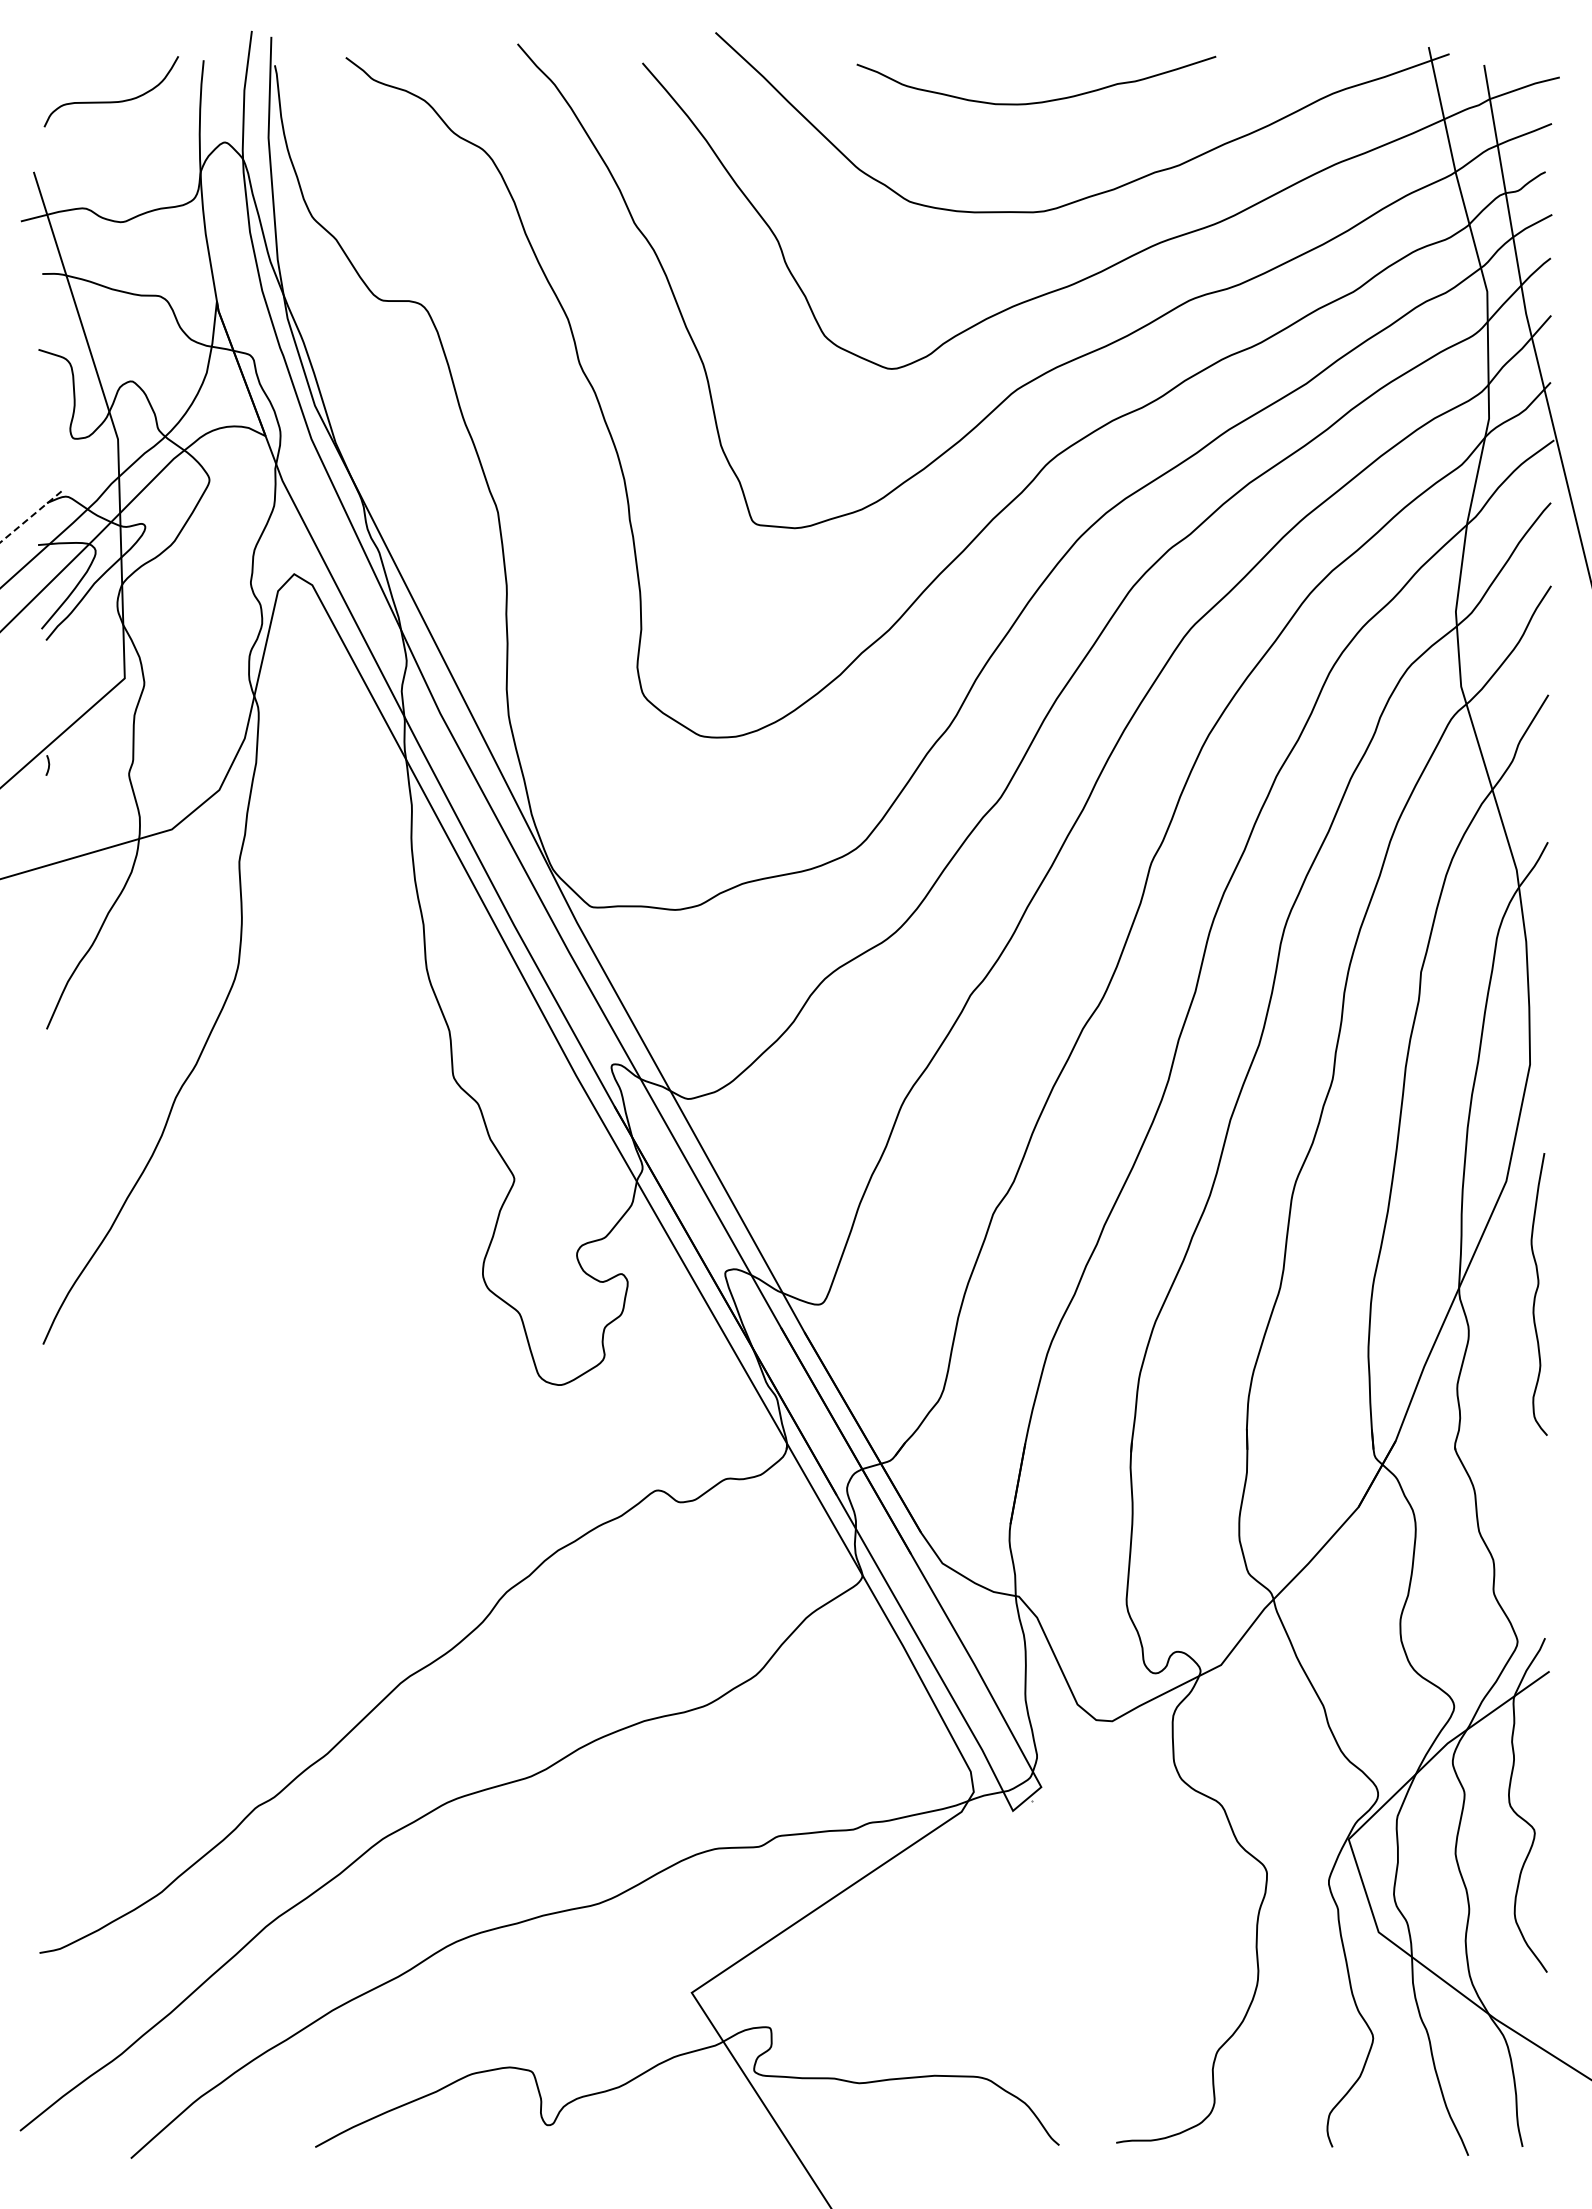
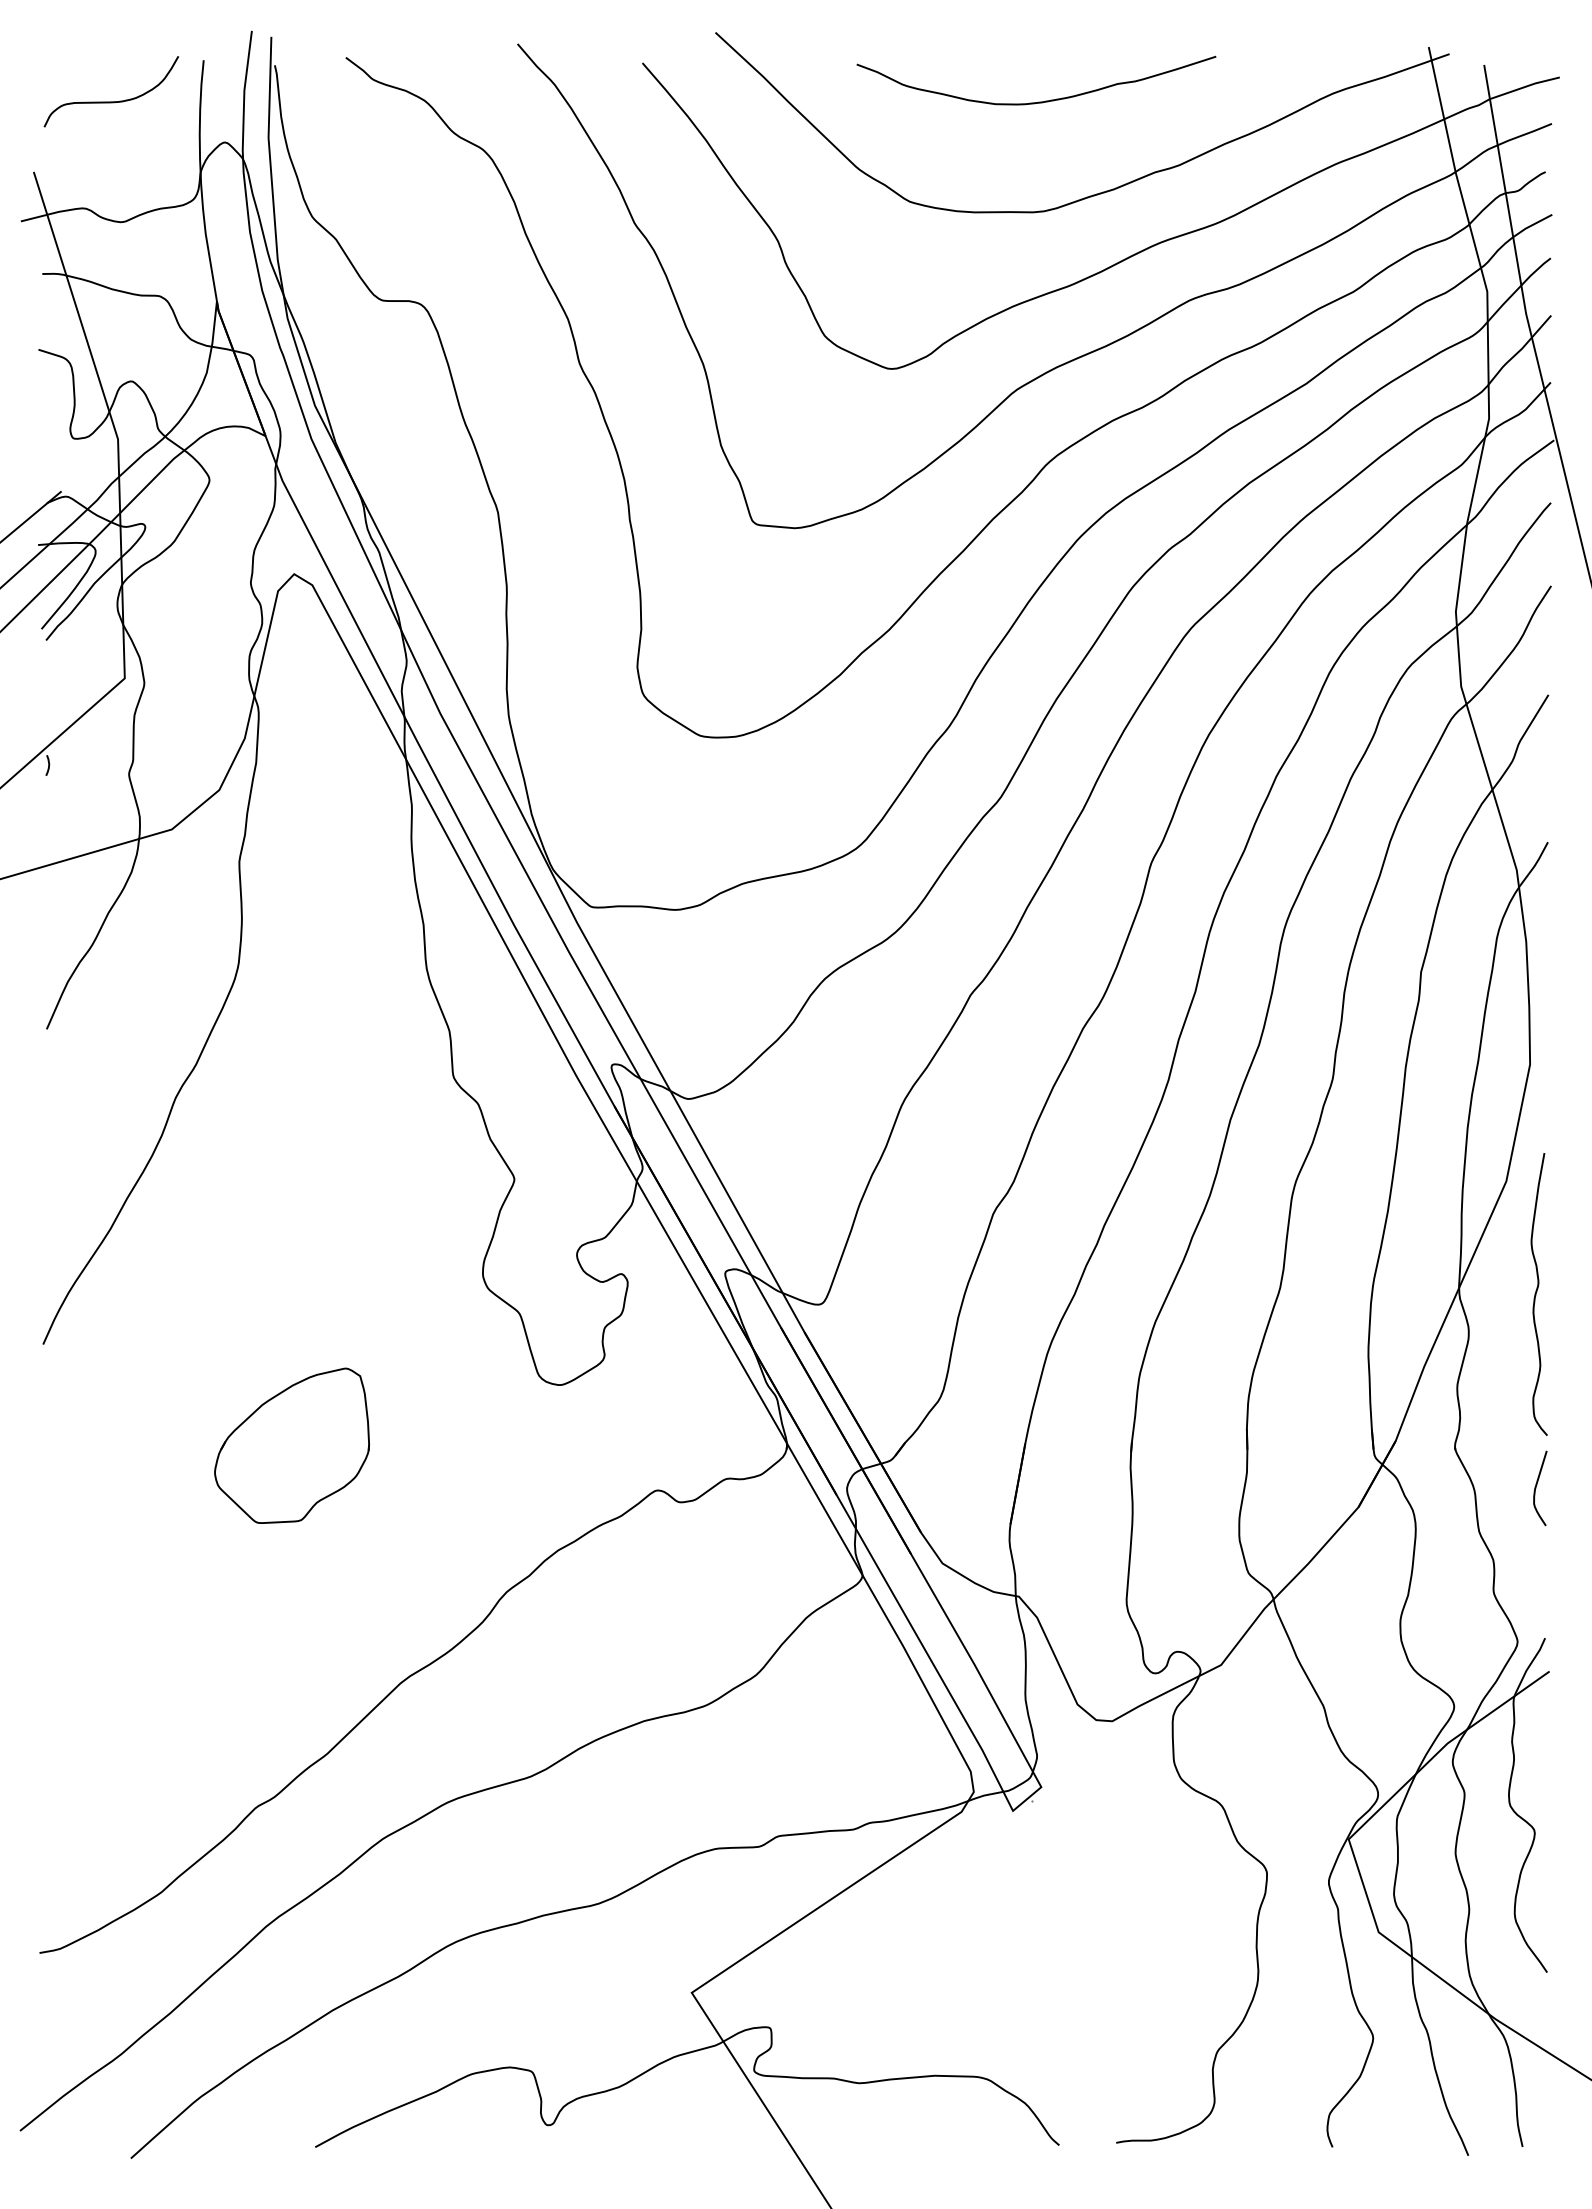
line: dashed -> solid (30, 516)
part: none -> present (291, 1445)
curve: none -> present (1536, 1488)
